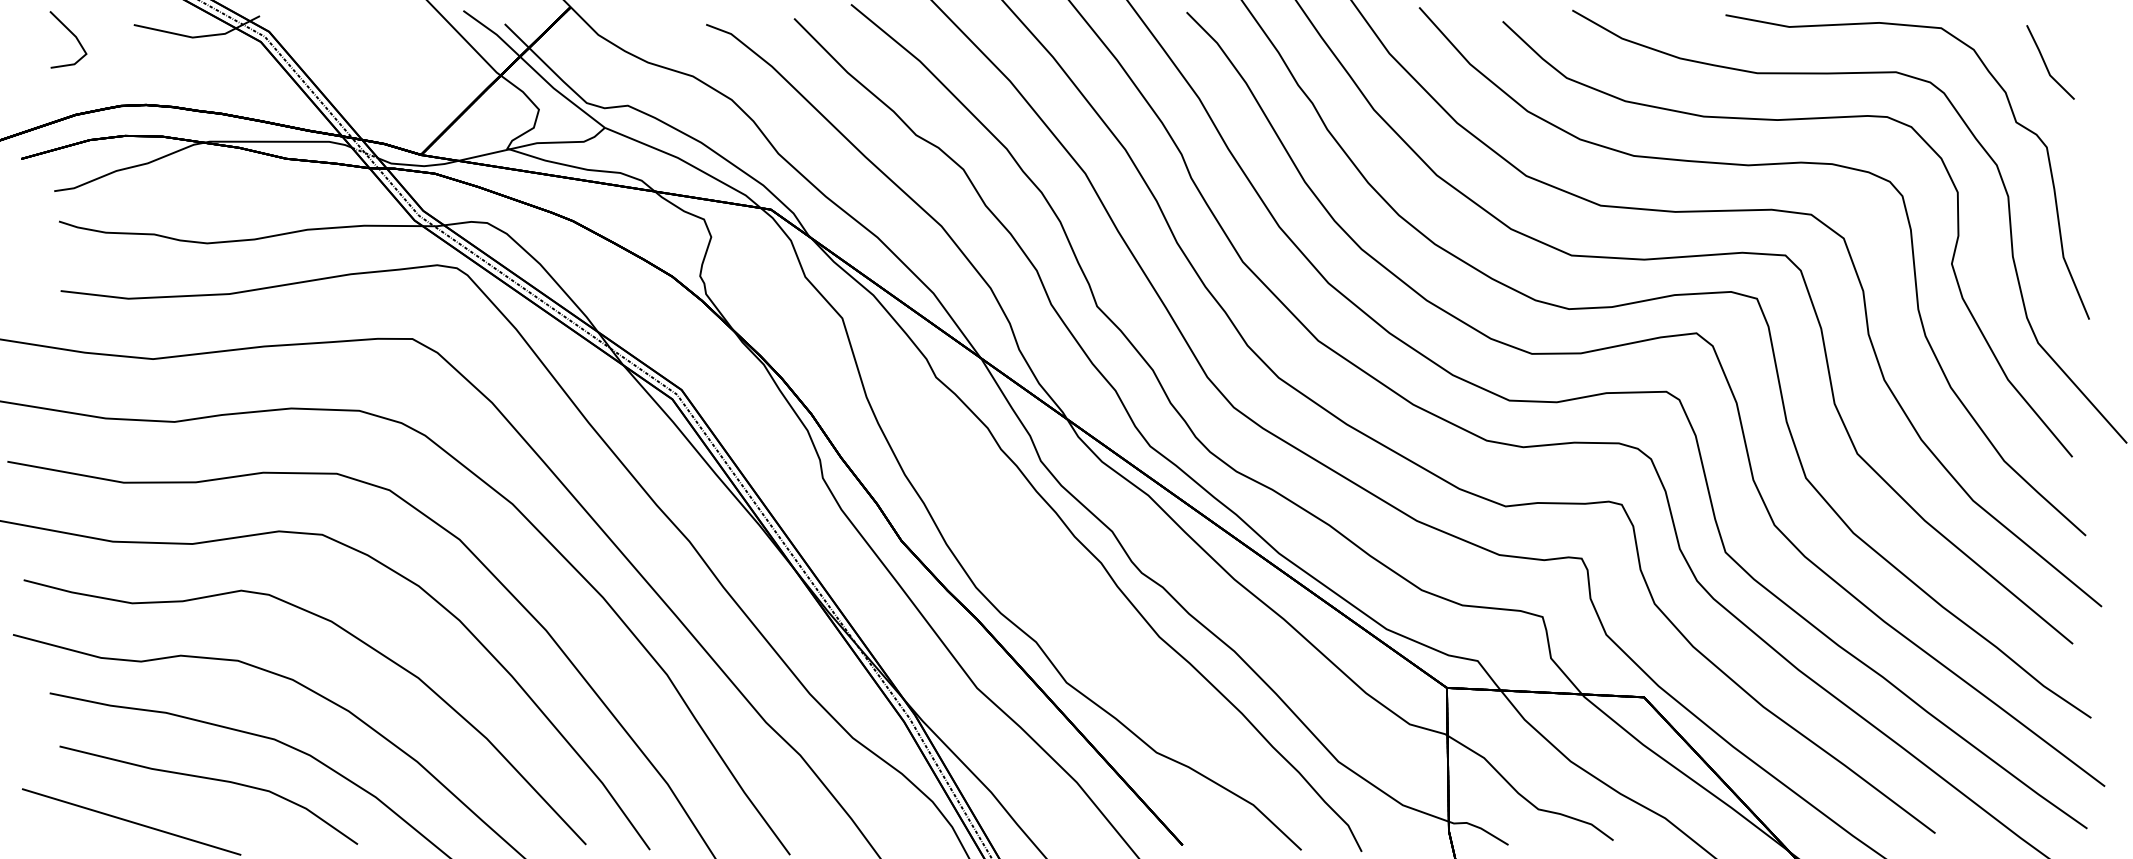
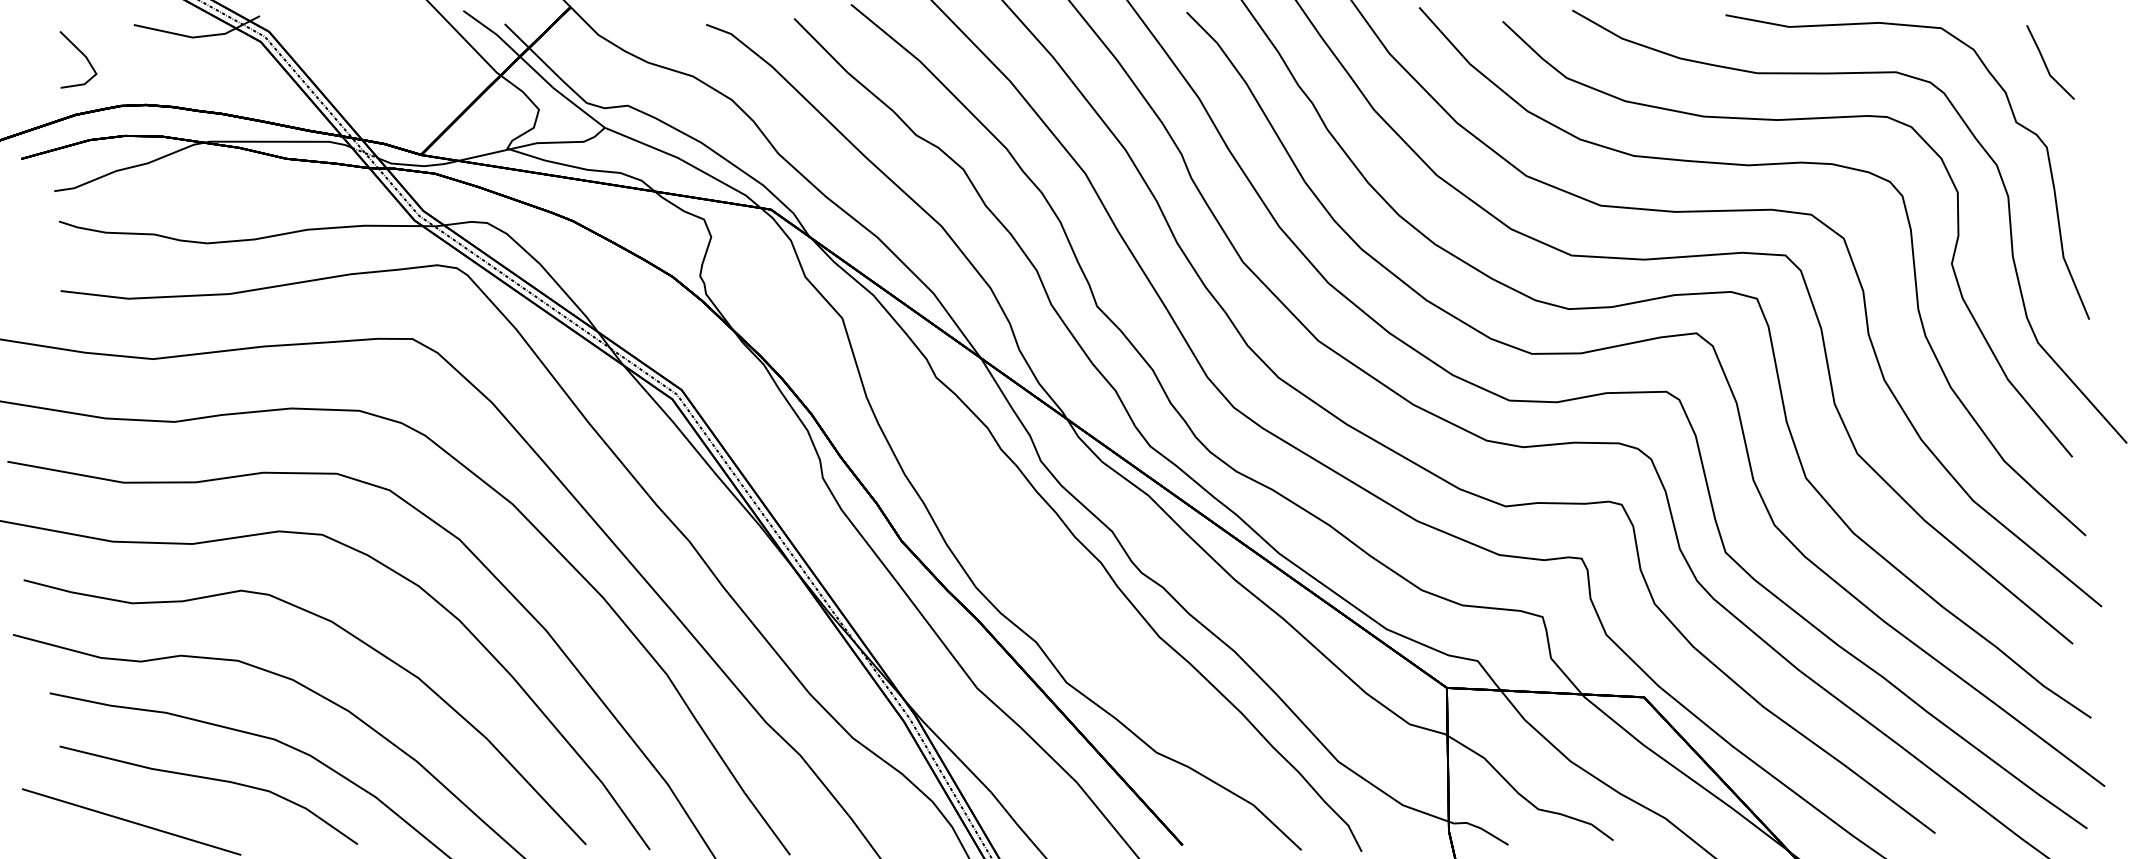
line position: (72, 34) -> (82, 54) (82, 54)
